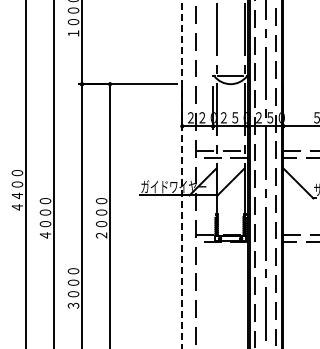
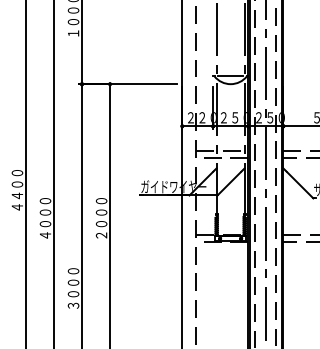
line: dashed -> solid (182, 174)
